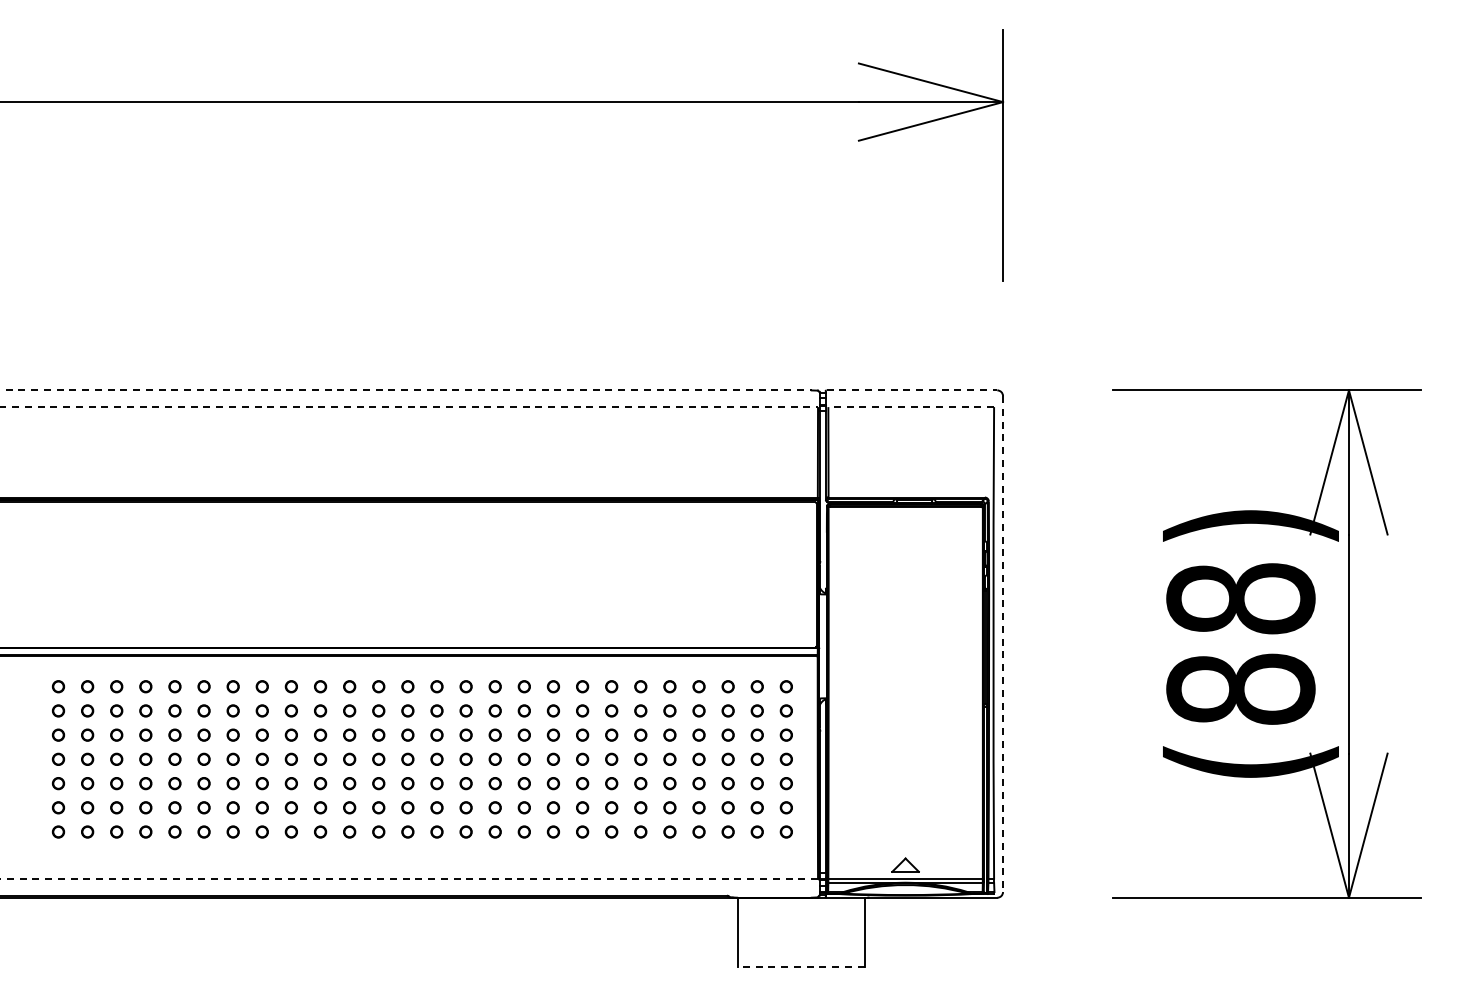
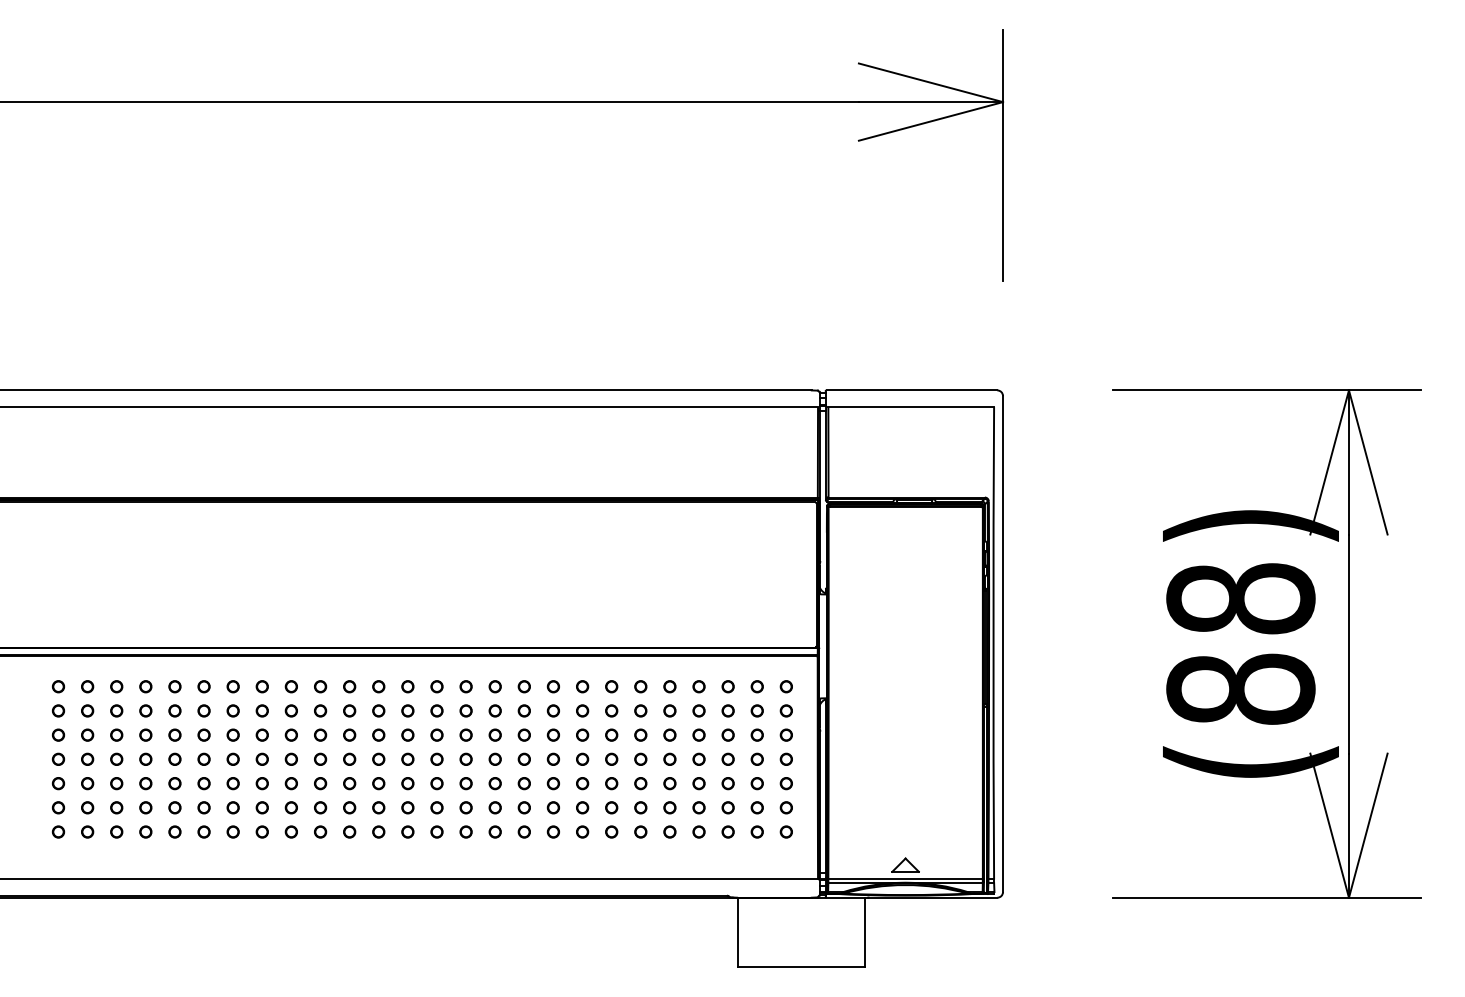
line: dashed -> solid (405, 390)
line: dashed -> solid (912, 390)
line: dashed -> solid (409, 407)
line: dashed -> solid (911, 407)
line: dashed -> solid (1003, 644)
line: dashed -> solid (409, 879)
line: dashed -> solid (800, 966)
